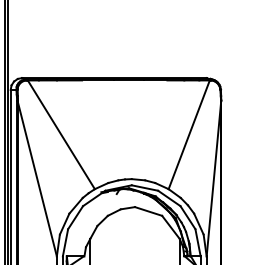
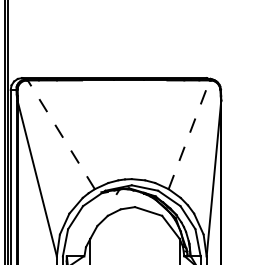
line: solid -> dashed (61, 134)
line: solid -> dashed (189, 134)
